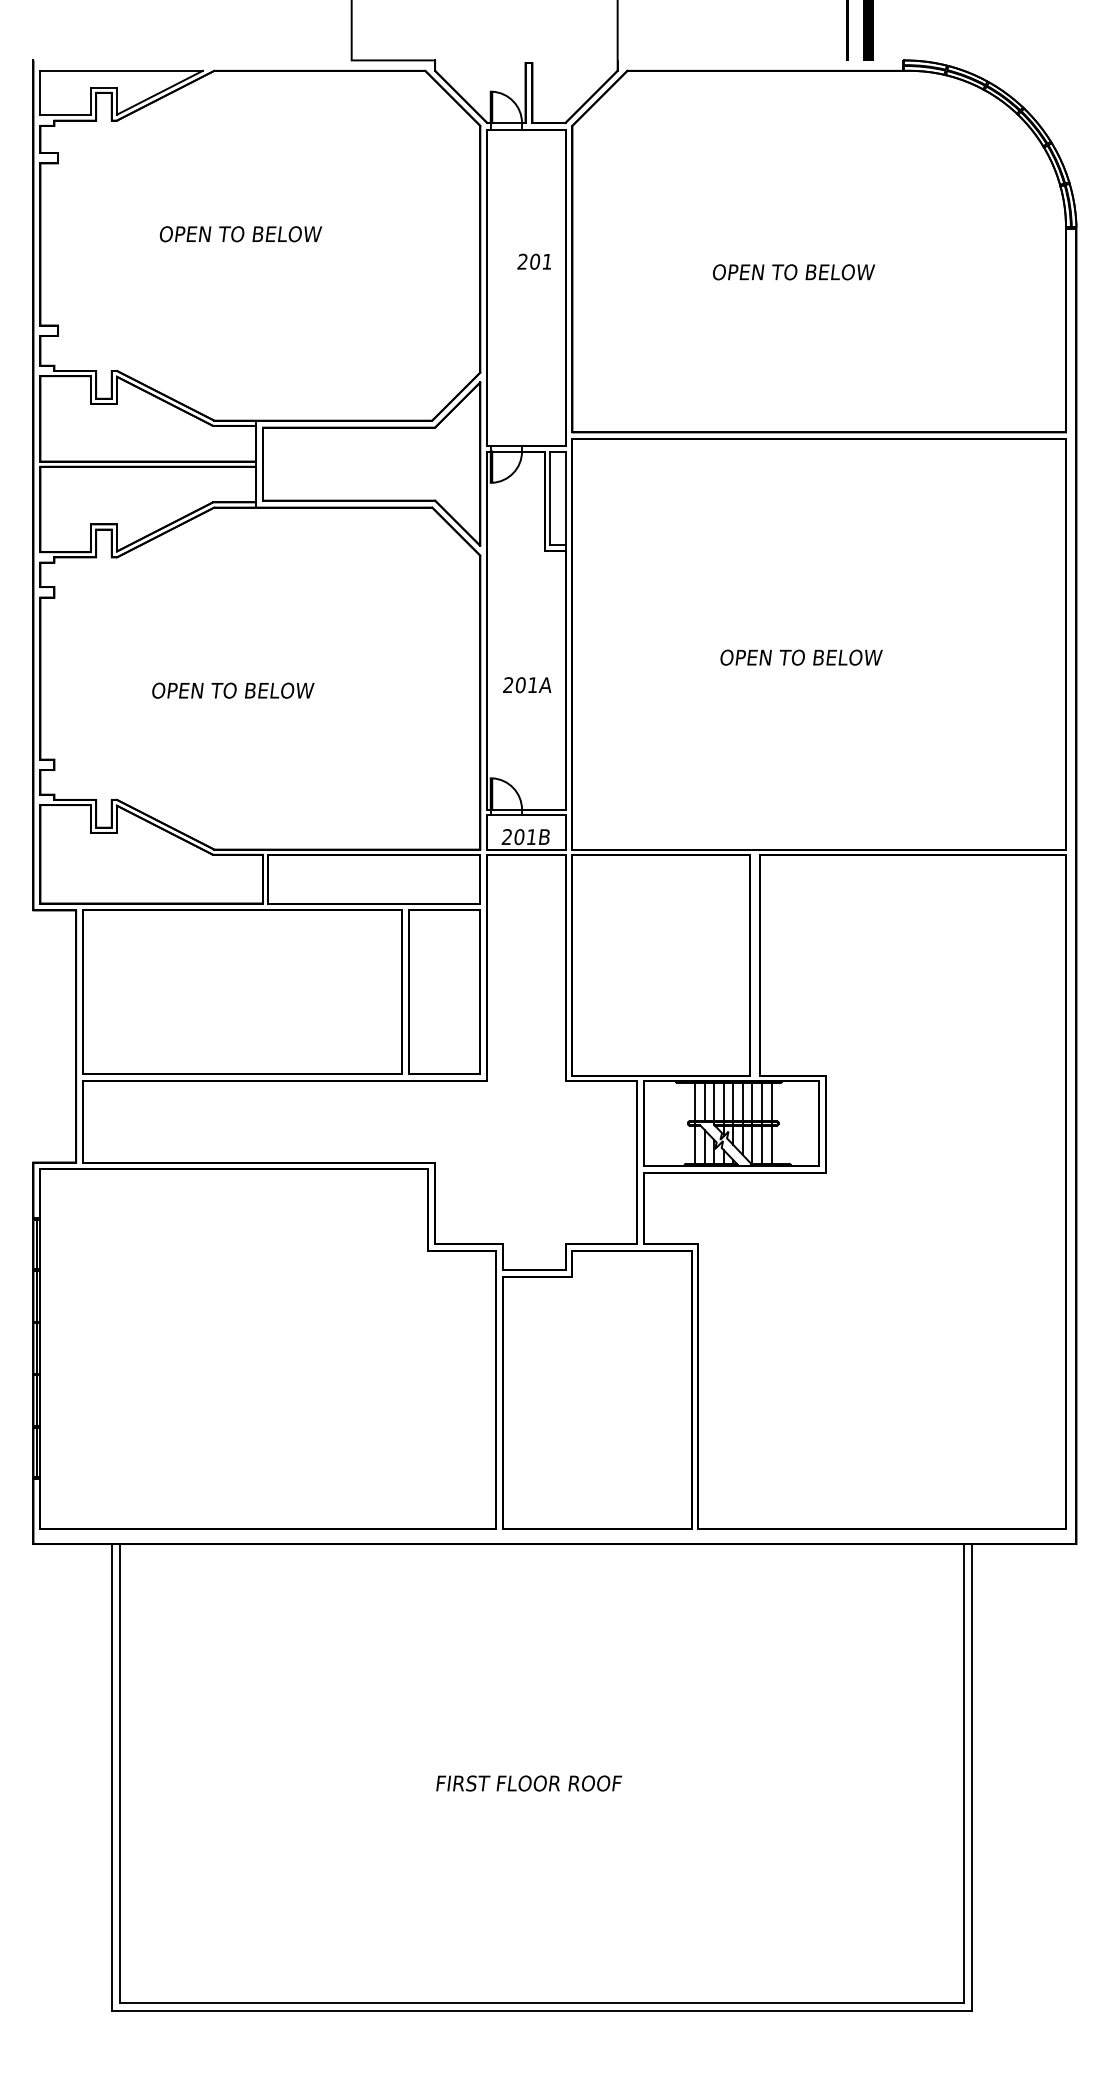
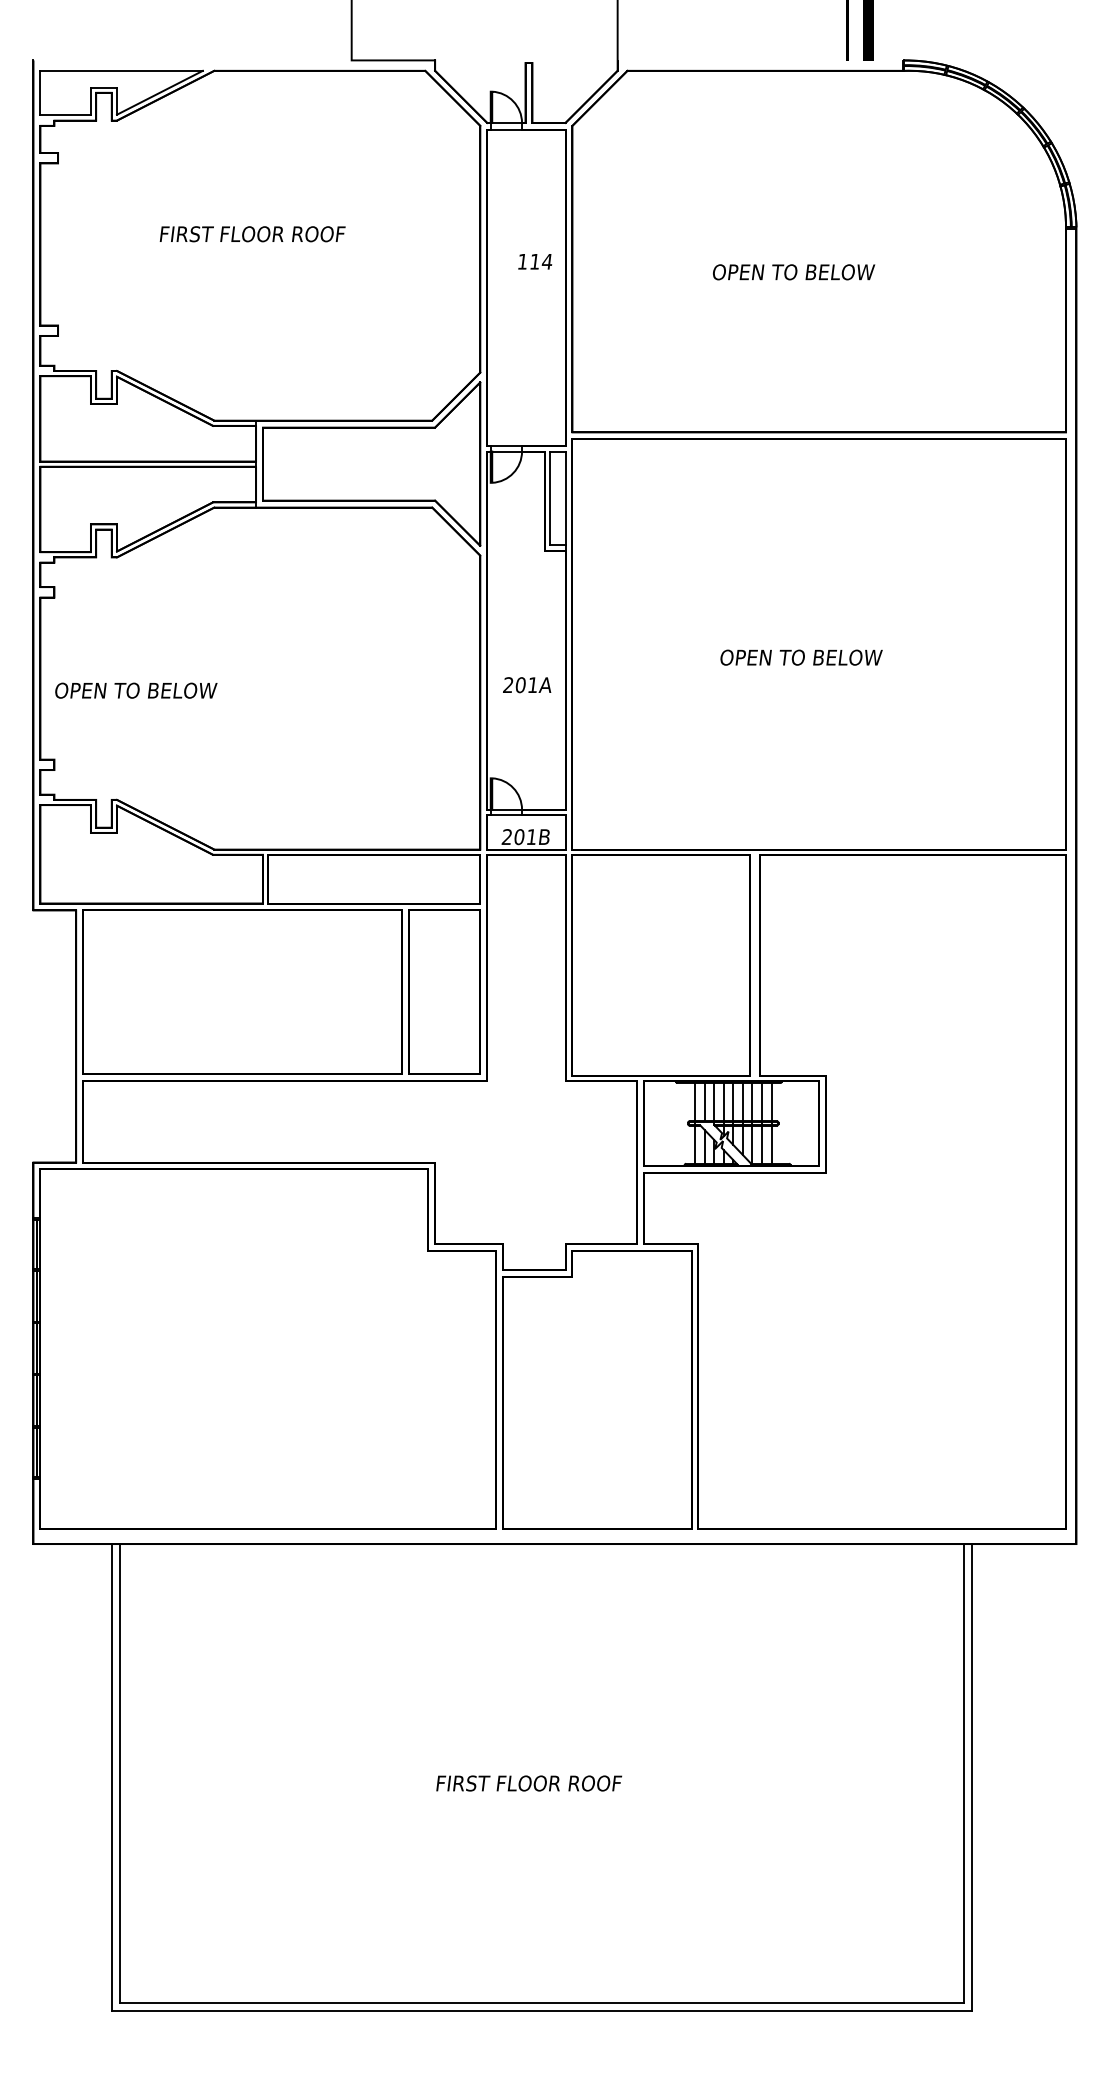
text: OPEN TO BELOW -> FIRST FLOOR ROOF (252, 234)
text: 201 -> 114 (534, 261)
text position: (233, 690) -> (136, 690) (136, 690)
